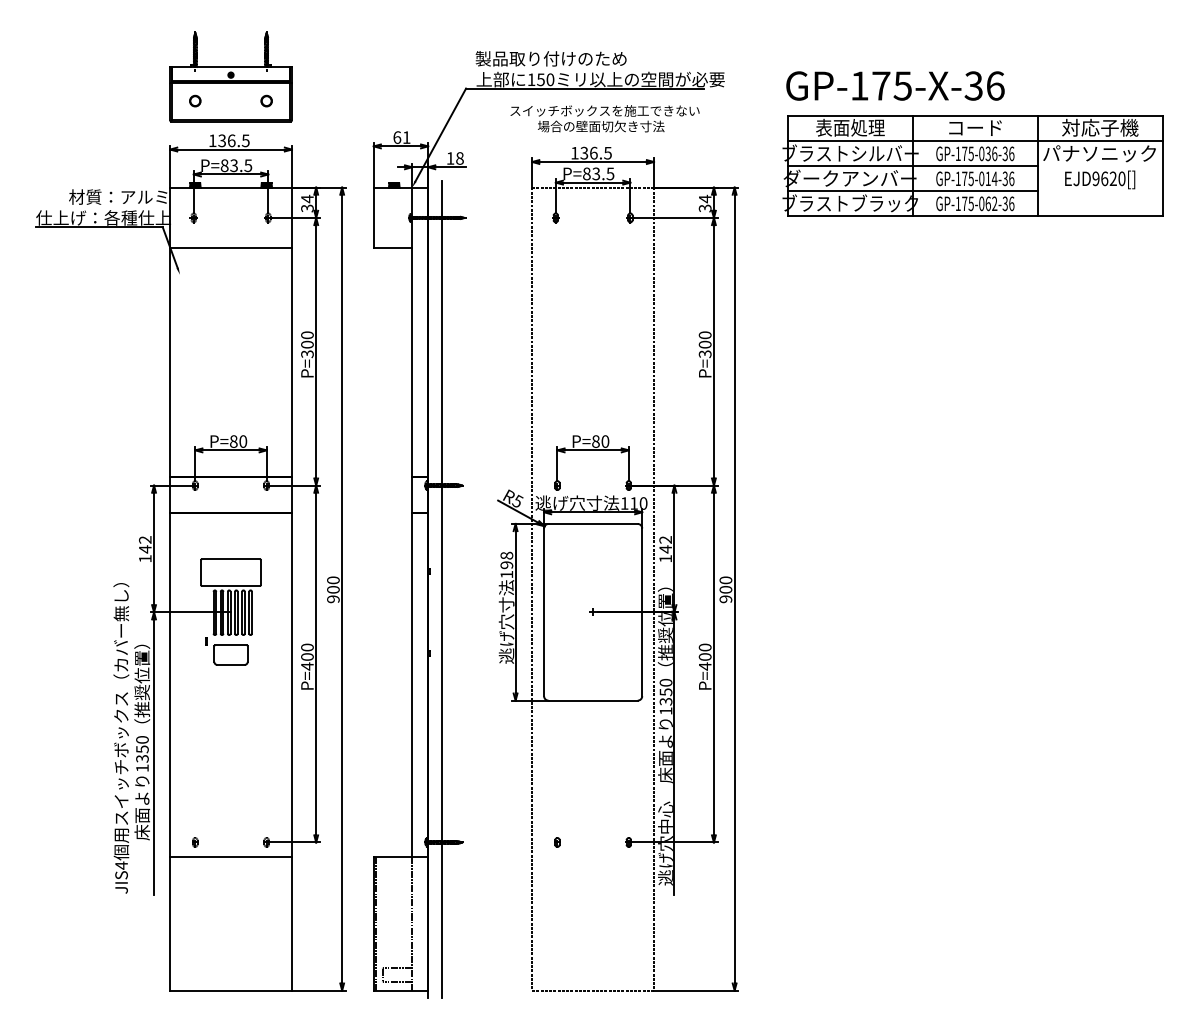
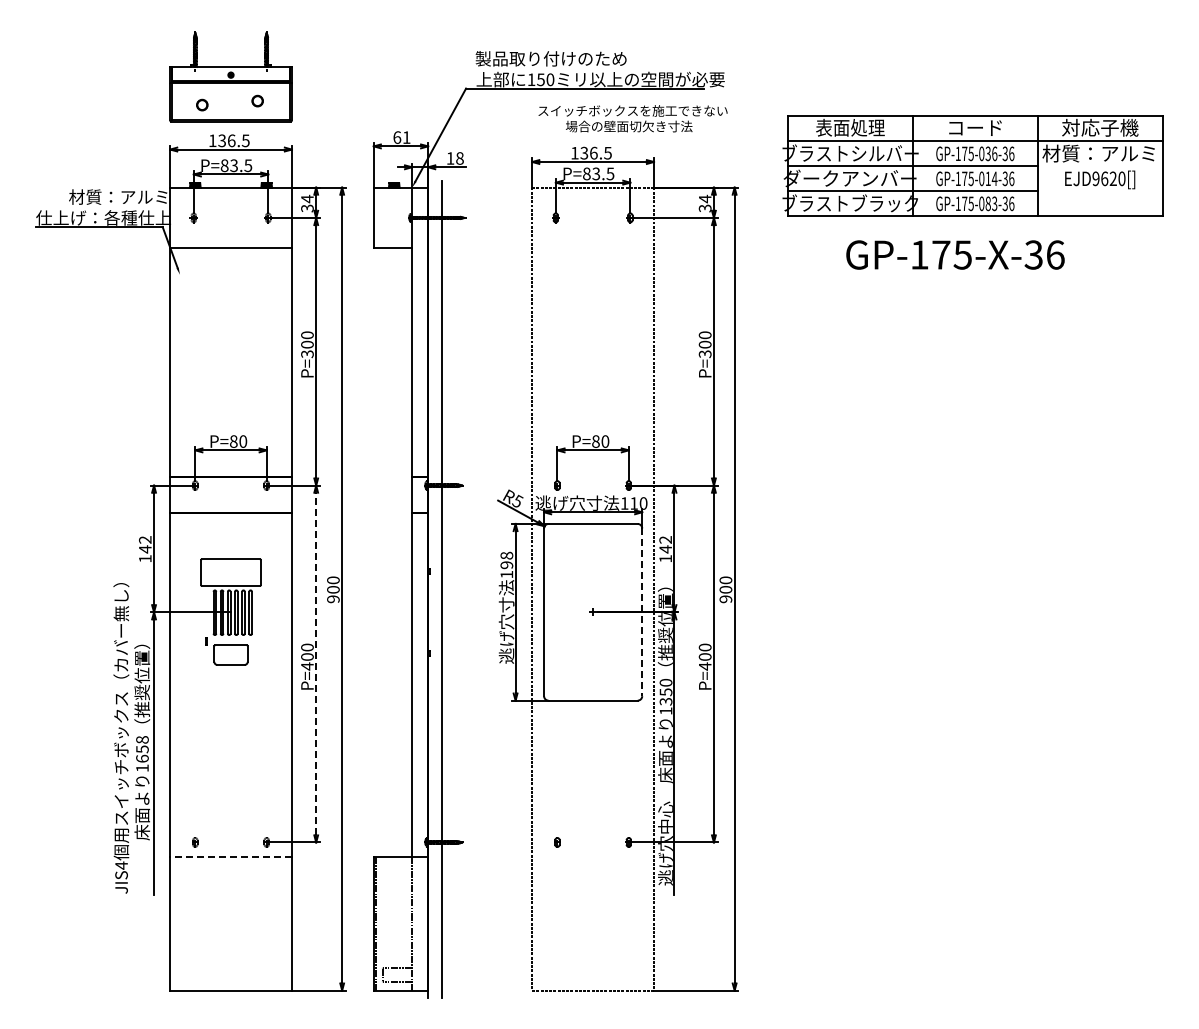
text position: (895, 85) -> (955, 254) (955, 254)
part position: (195, 100) -> (202, 104) (202, 104)
part position: (266, 100) -> (257, 100) (257, 100)
text position: (604, 118) -> (632, 118) (632, 118)
text: パナソニック -> 材質：アルミ (1098, 153)
text: GP-175-062-36 -> GP-175-083-36 (991, 203)
line: solid -> dashed (642, 612)
line: solid -> dashed (316, 663)
text: 1350 -> 1658 (142, 749)
line: solid -> dashed (231, 856)
